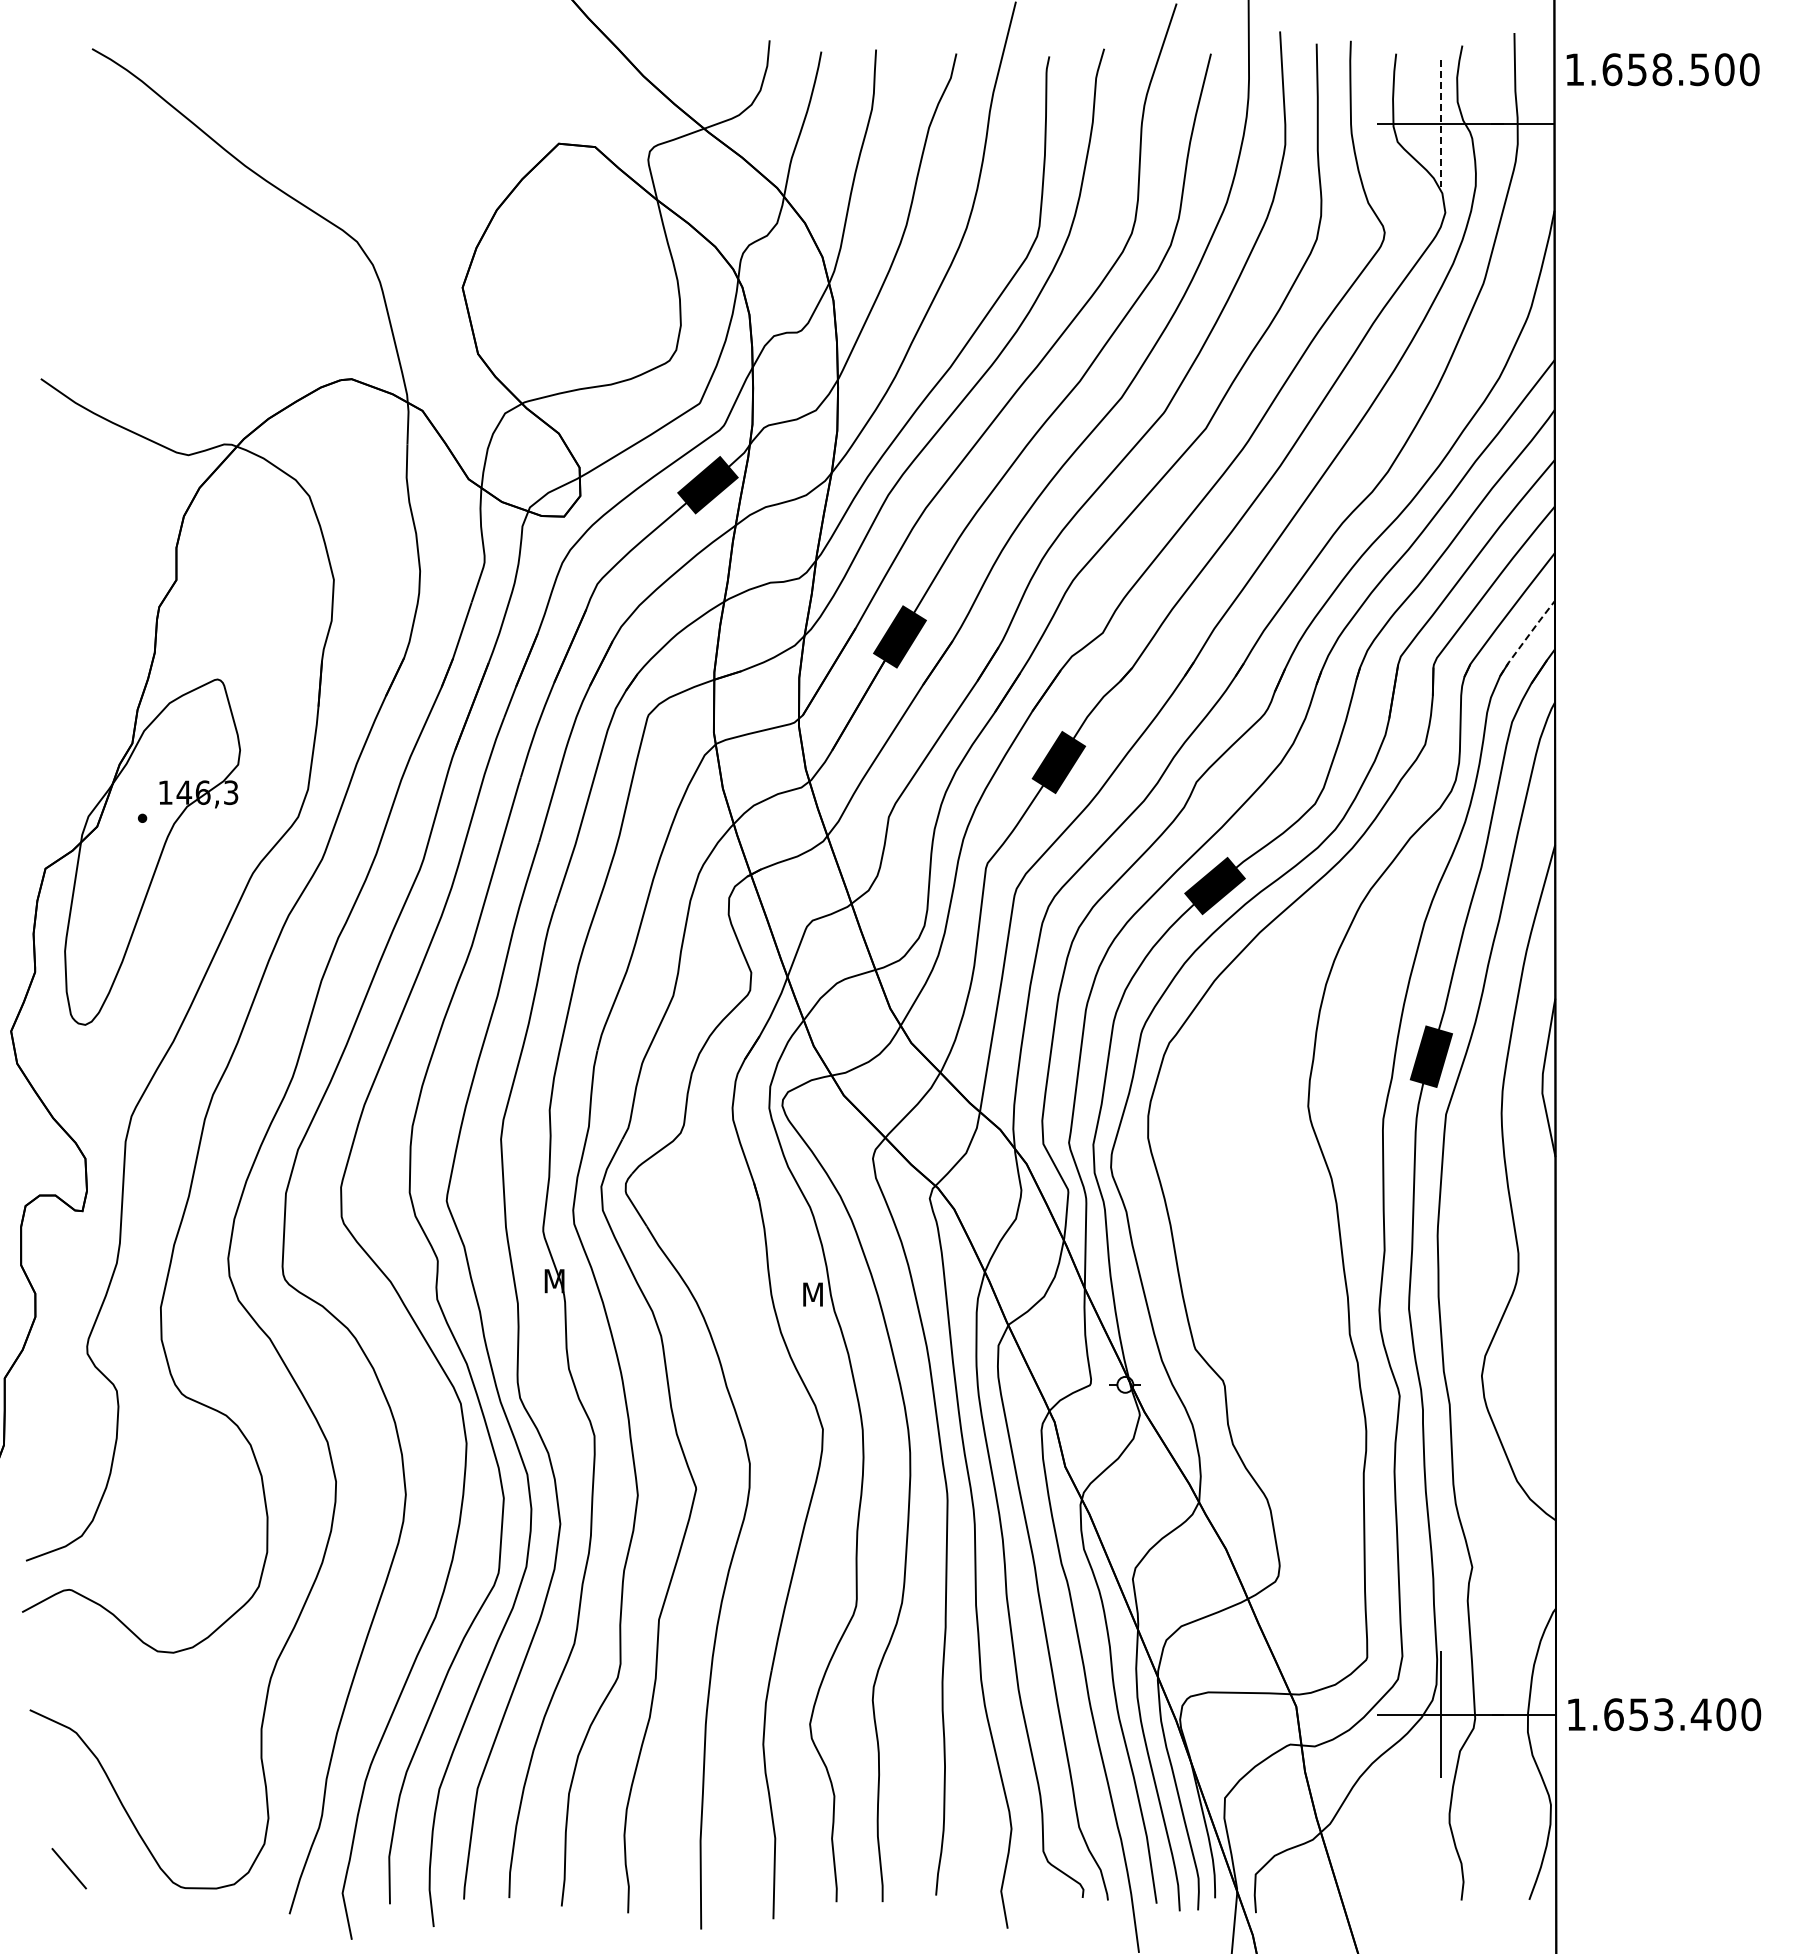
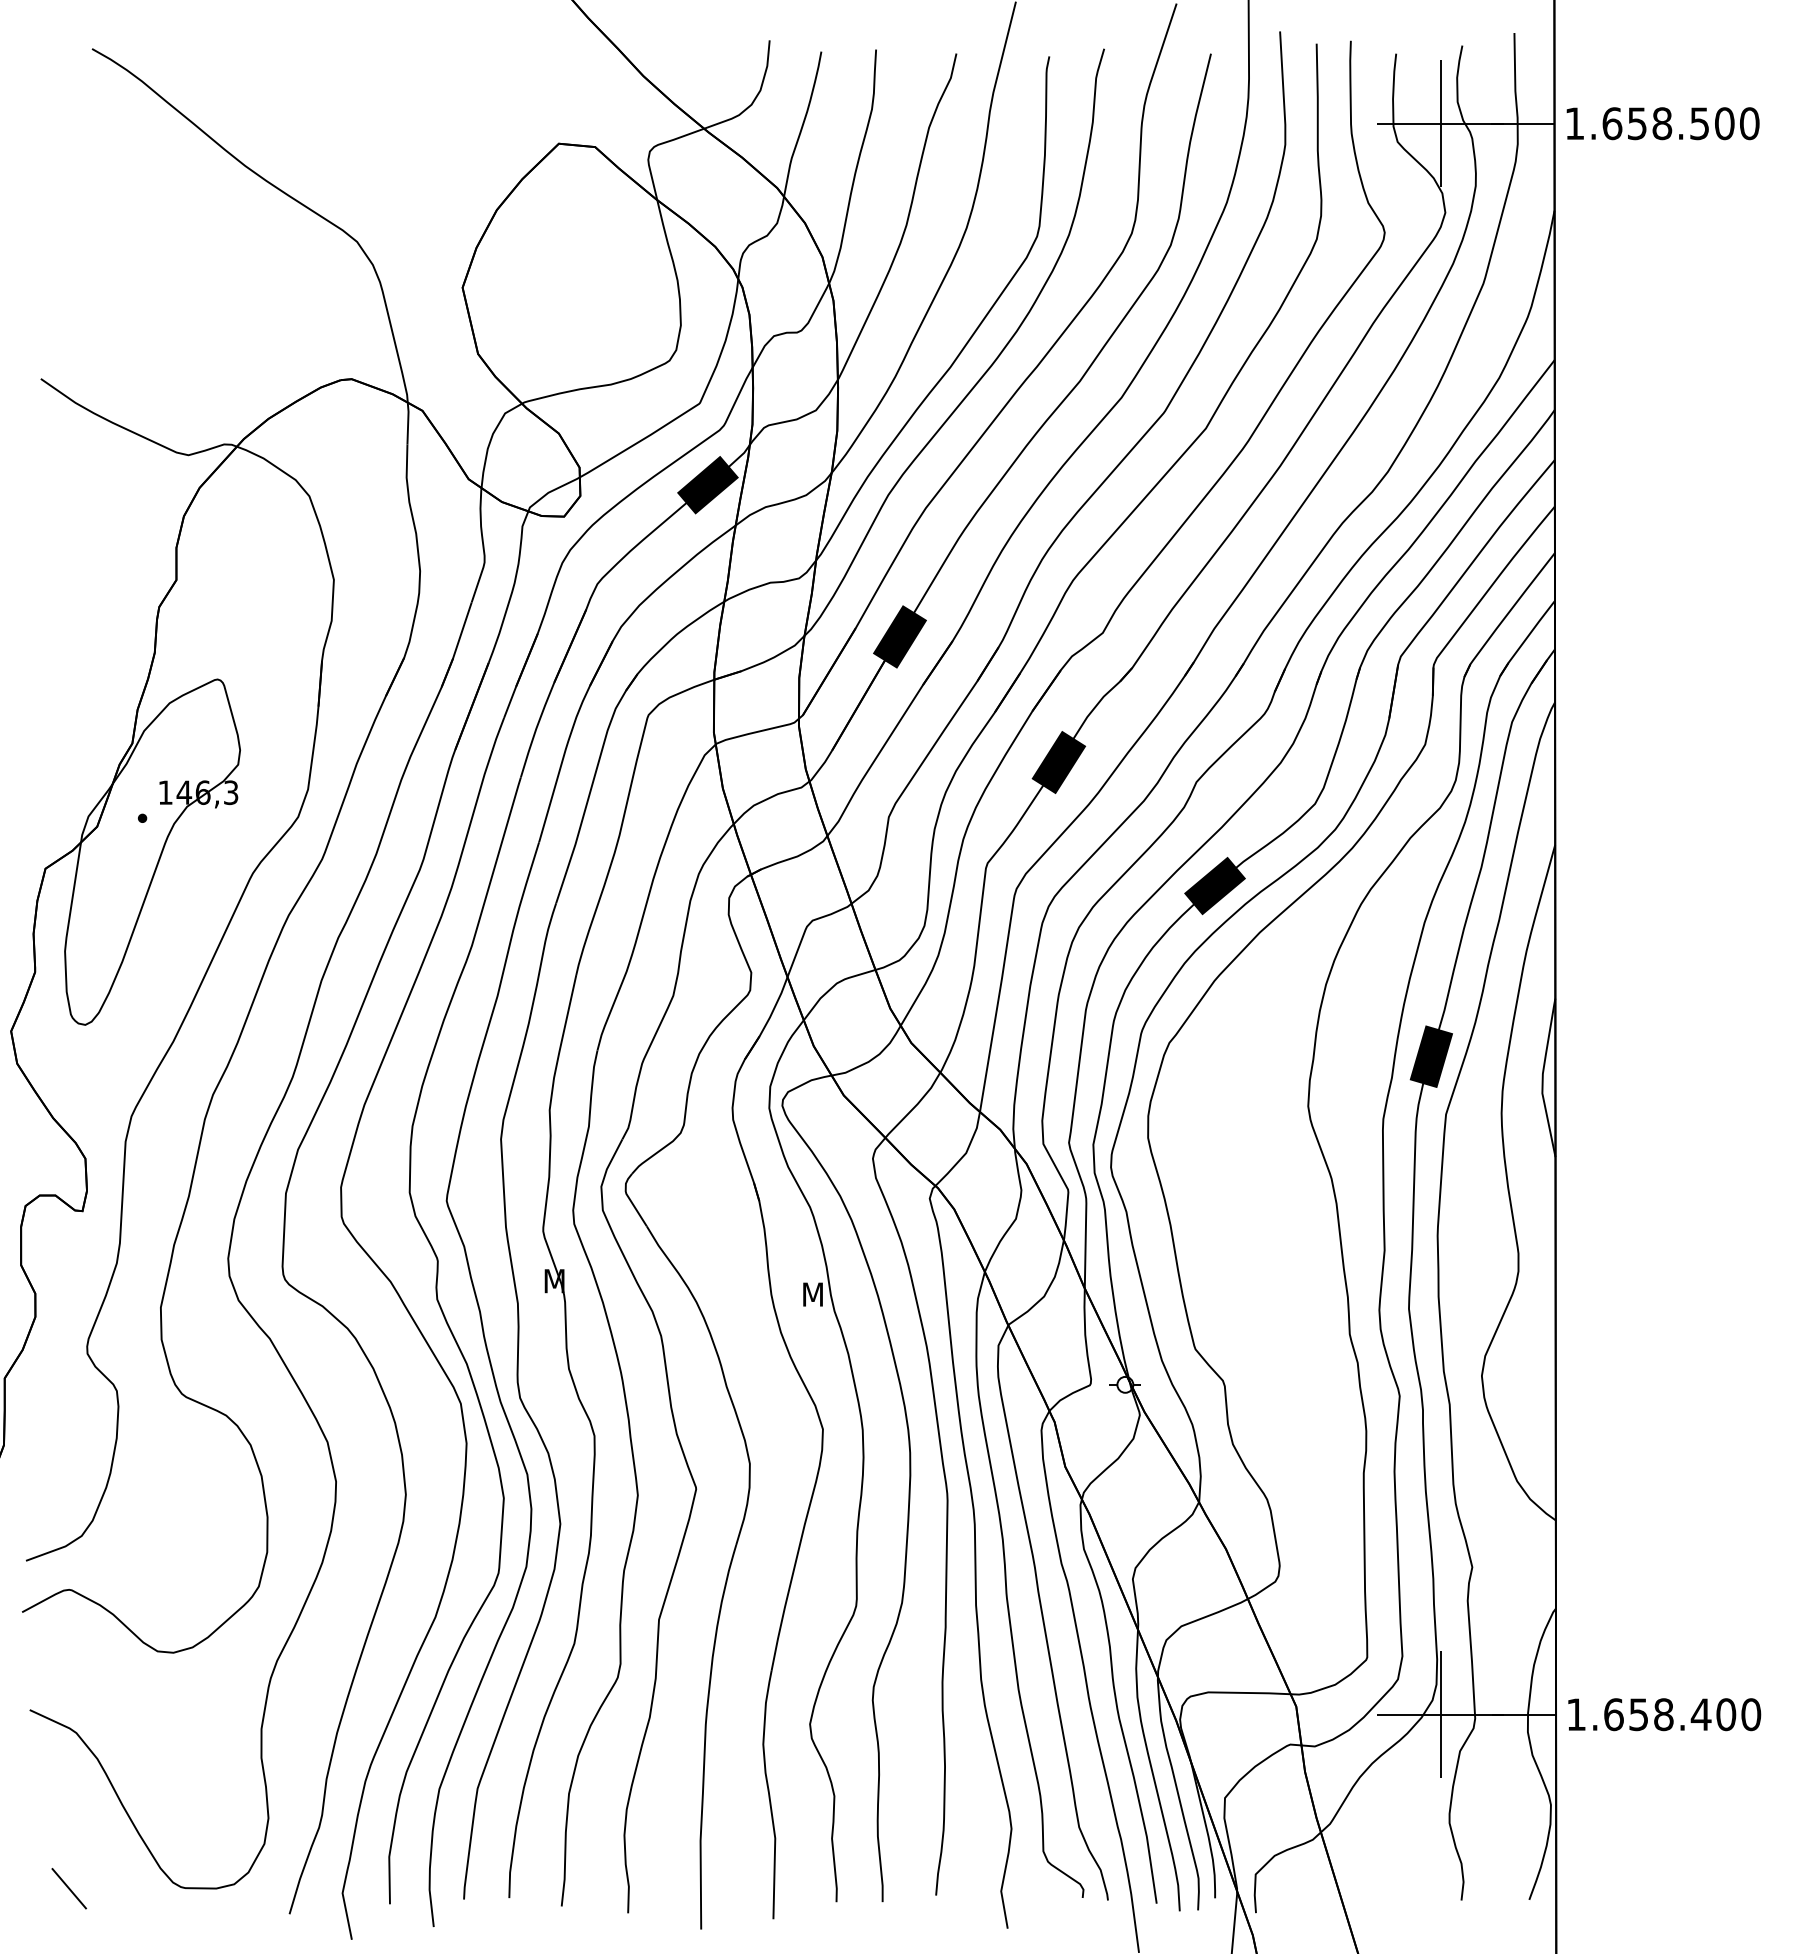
text position: (1662, 69) -> (1662, 123) (1662, 123)
line: dashed -> solid (1440, 123)
line: dashed -> solid (1527, 637)
text: 1.653.400 -> 1.658.400 (1663, 1714)
line position: (68, 1868) -> (68, 1888) (68, 1888)
